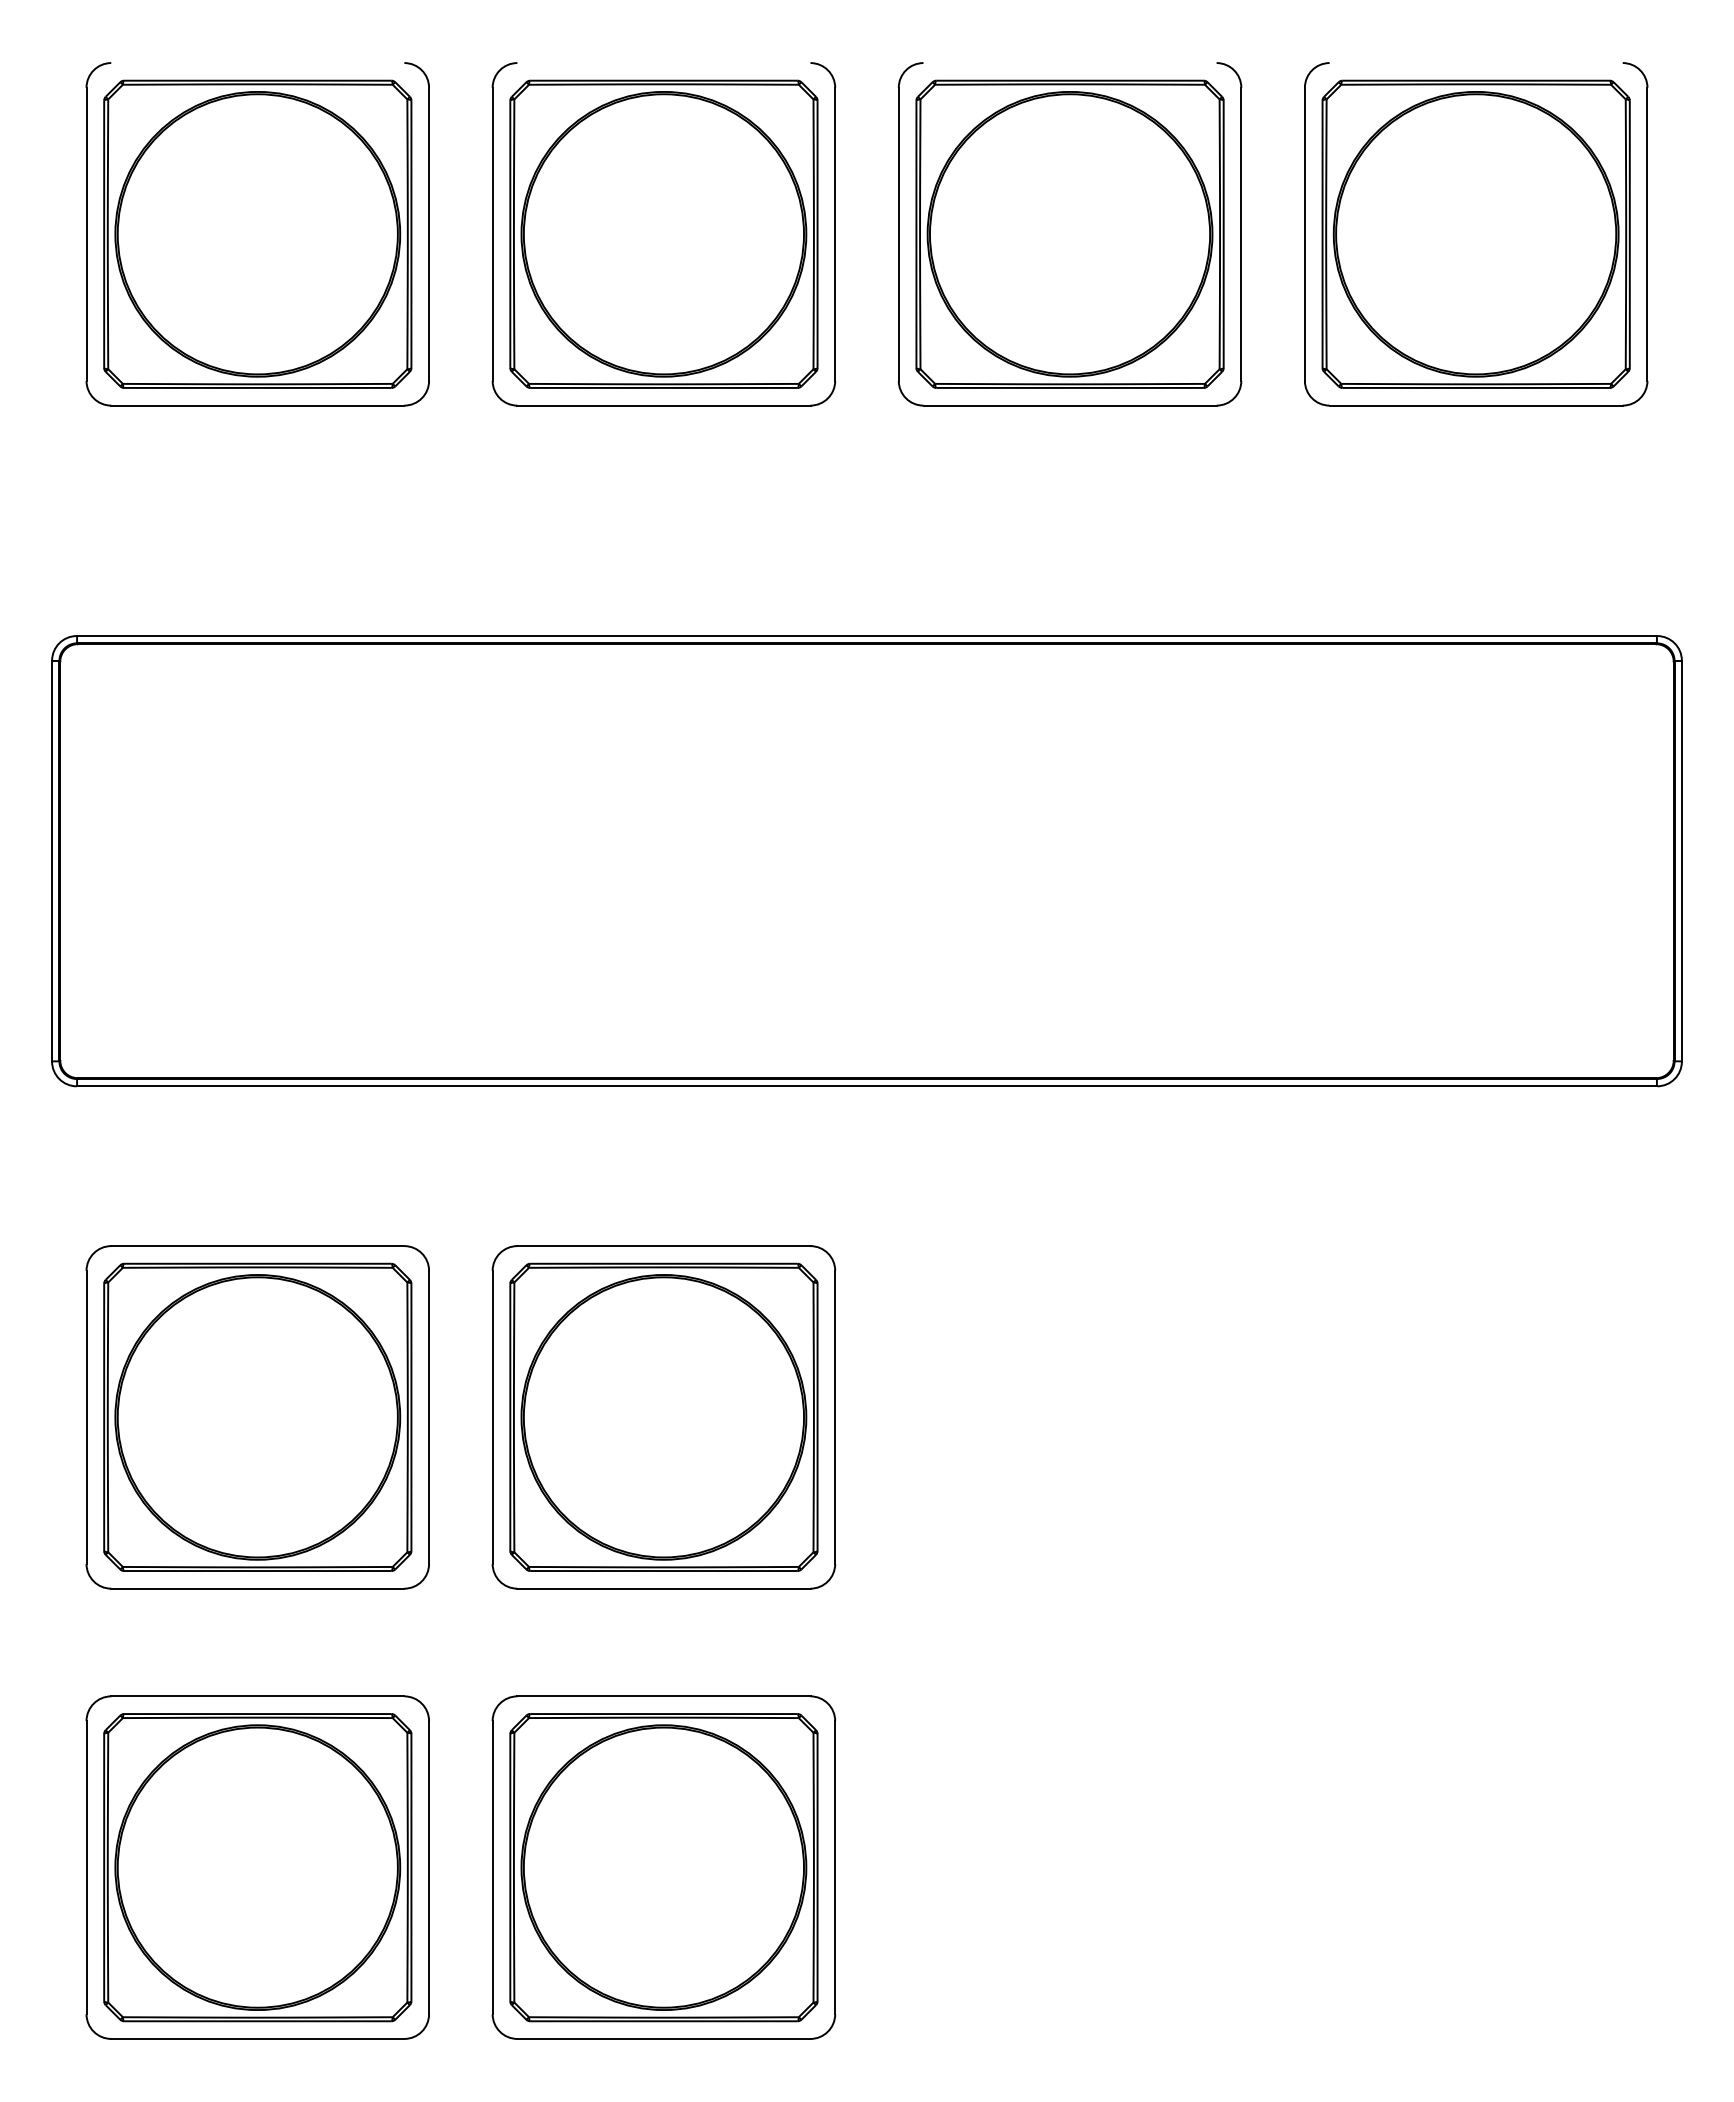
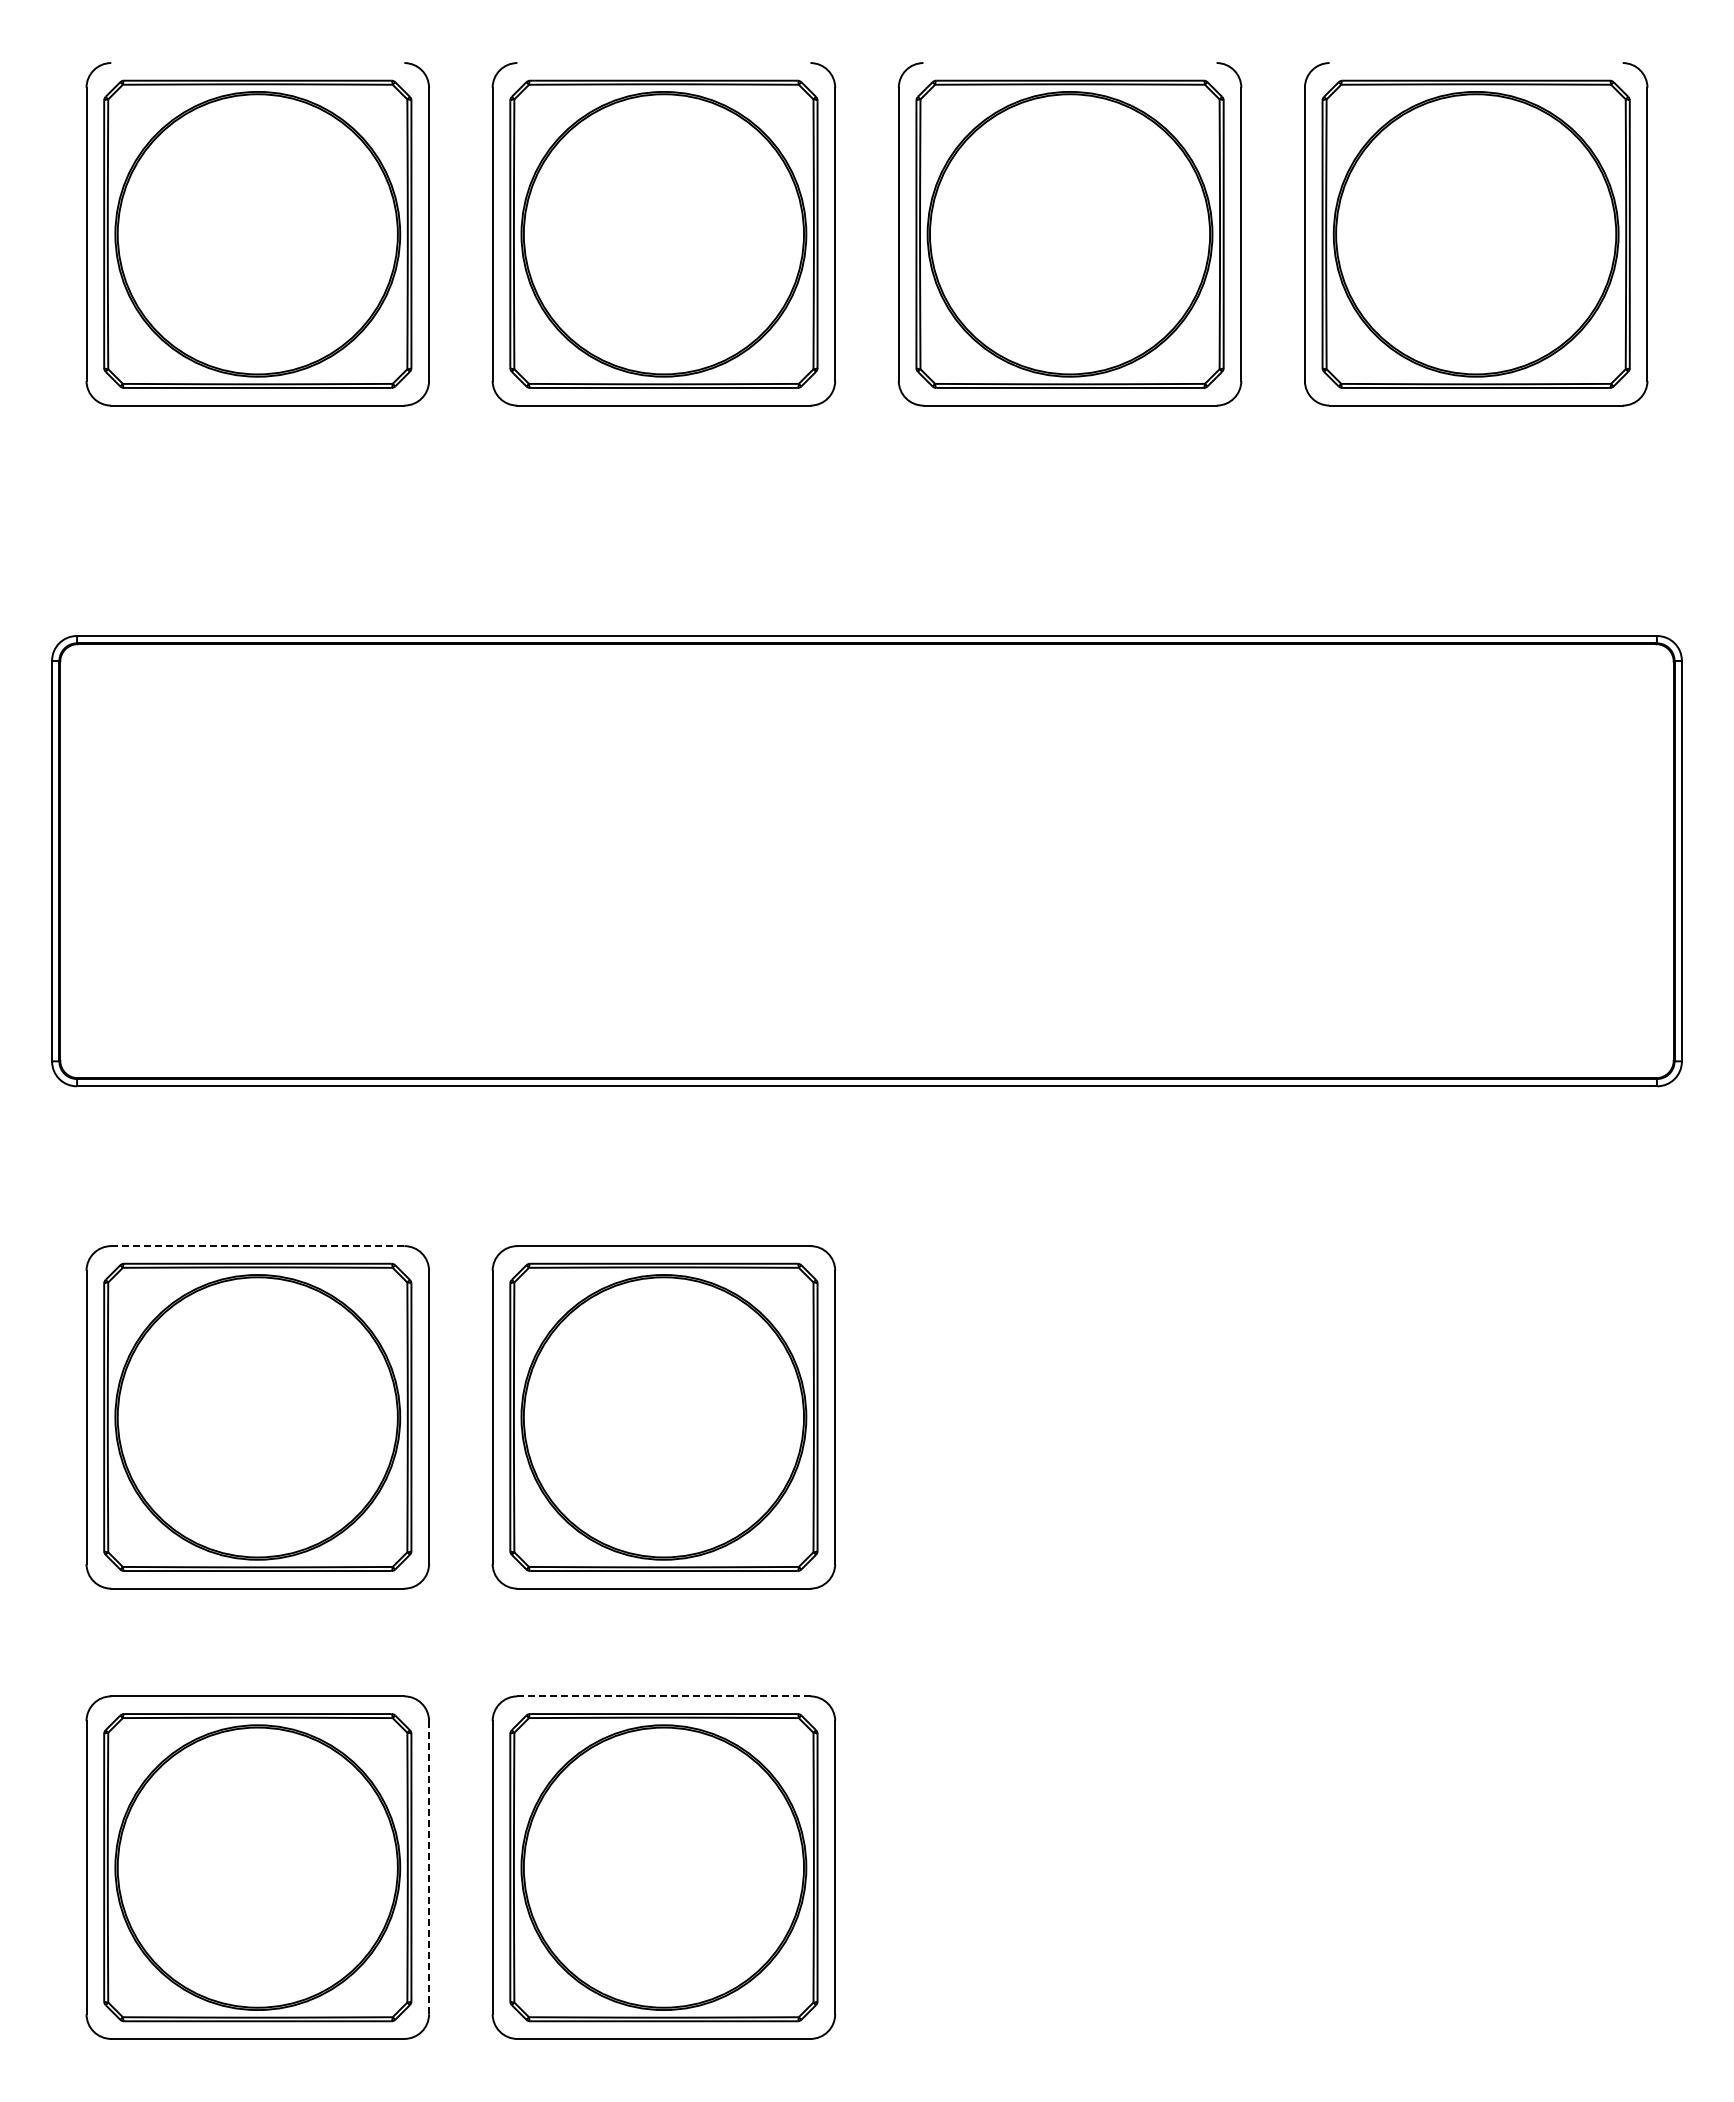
line: solid -> dashed (257, 1246)
line: solid -> dashed (663, 1696)
line: solid -> dashed (429, 1867)
